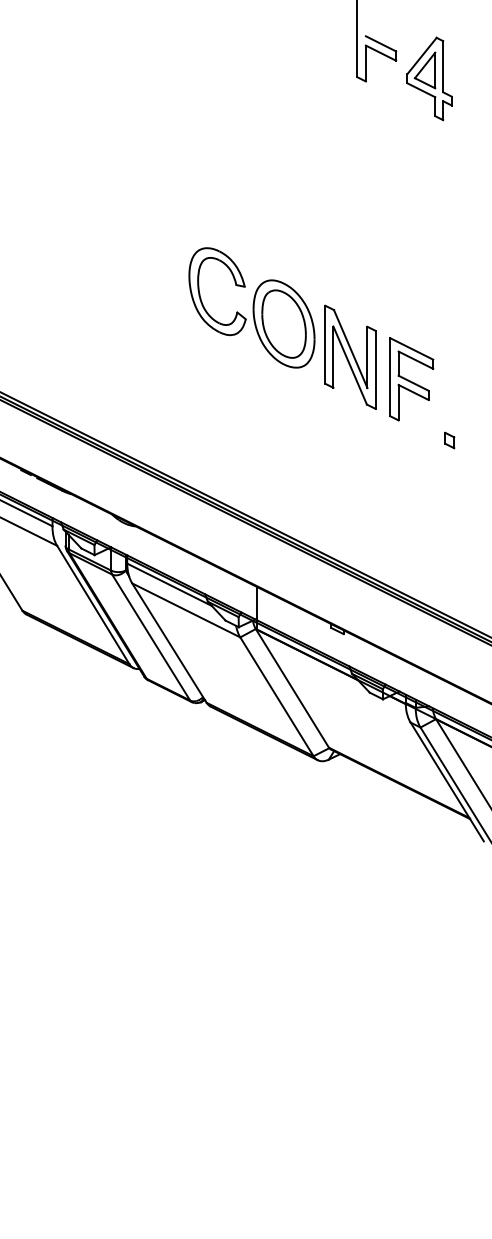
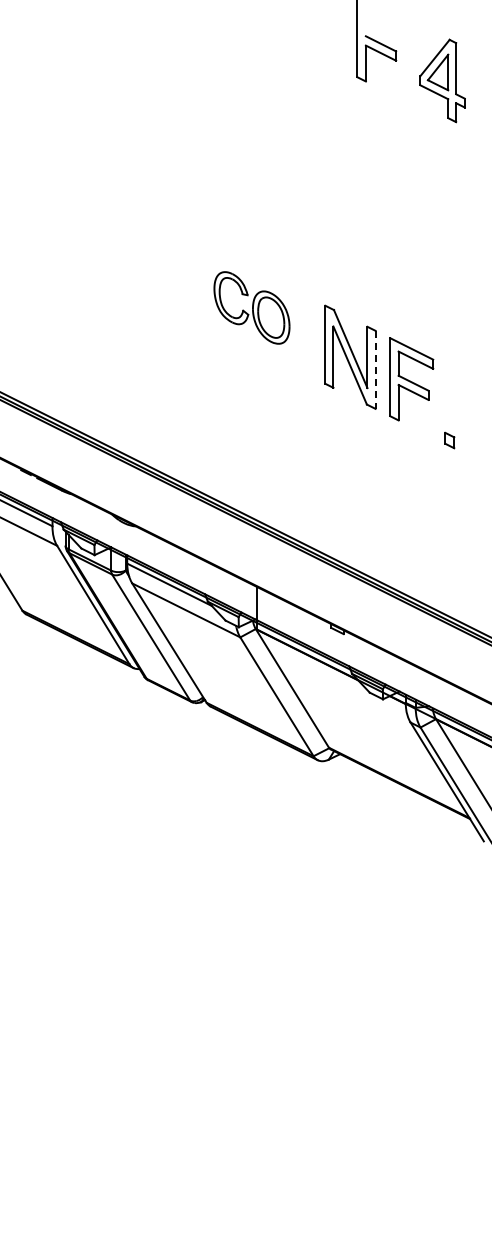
part position: (429, 78) -> (442, 80) (442, 80)
part size: 128x122 px -> 78x74 px (251, 307)
line: solid -> dashed (375, 370)
